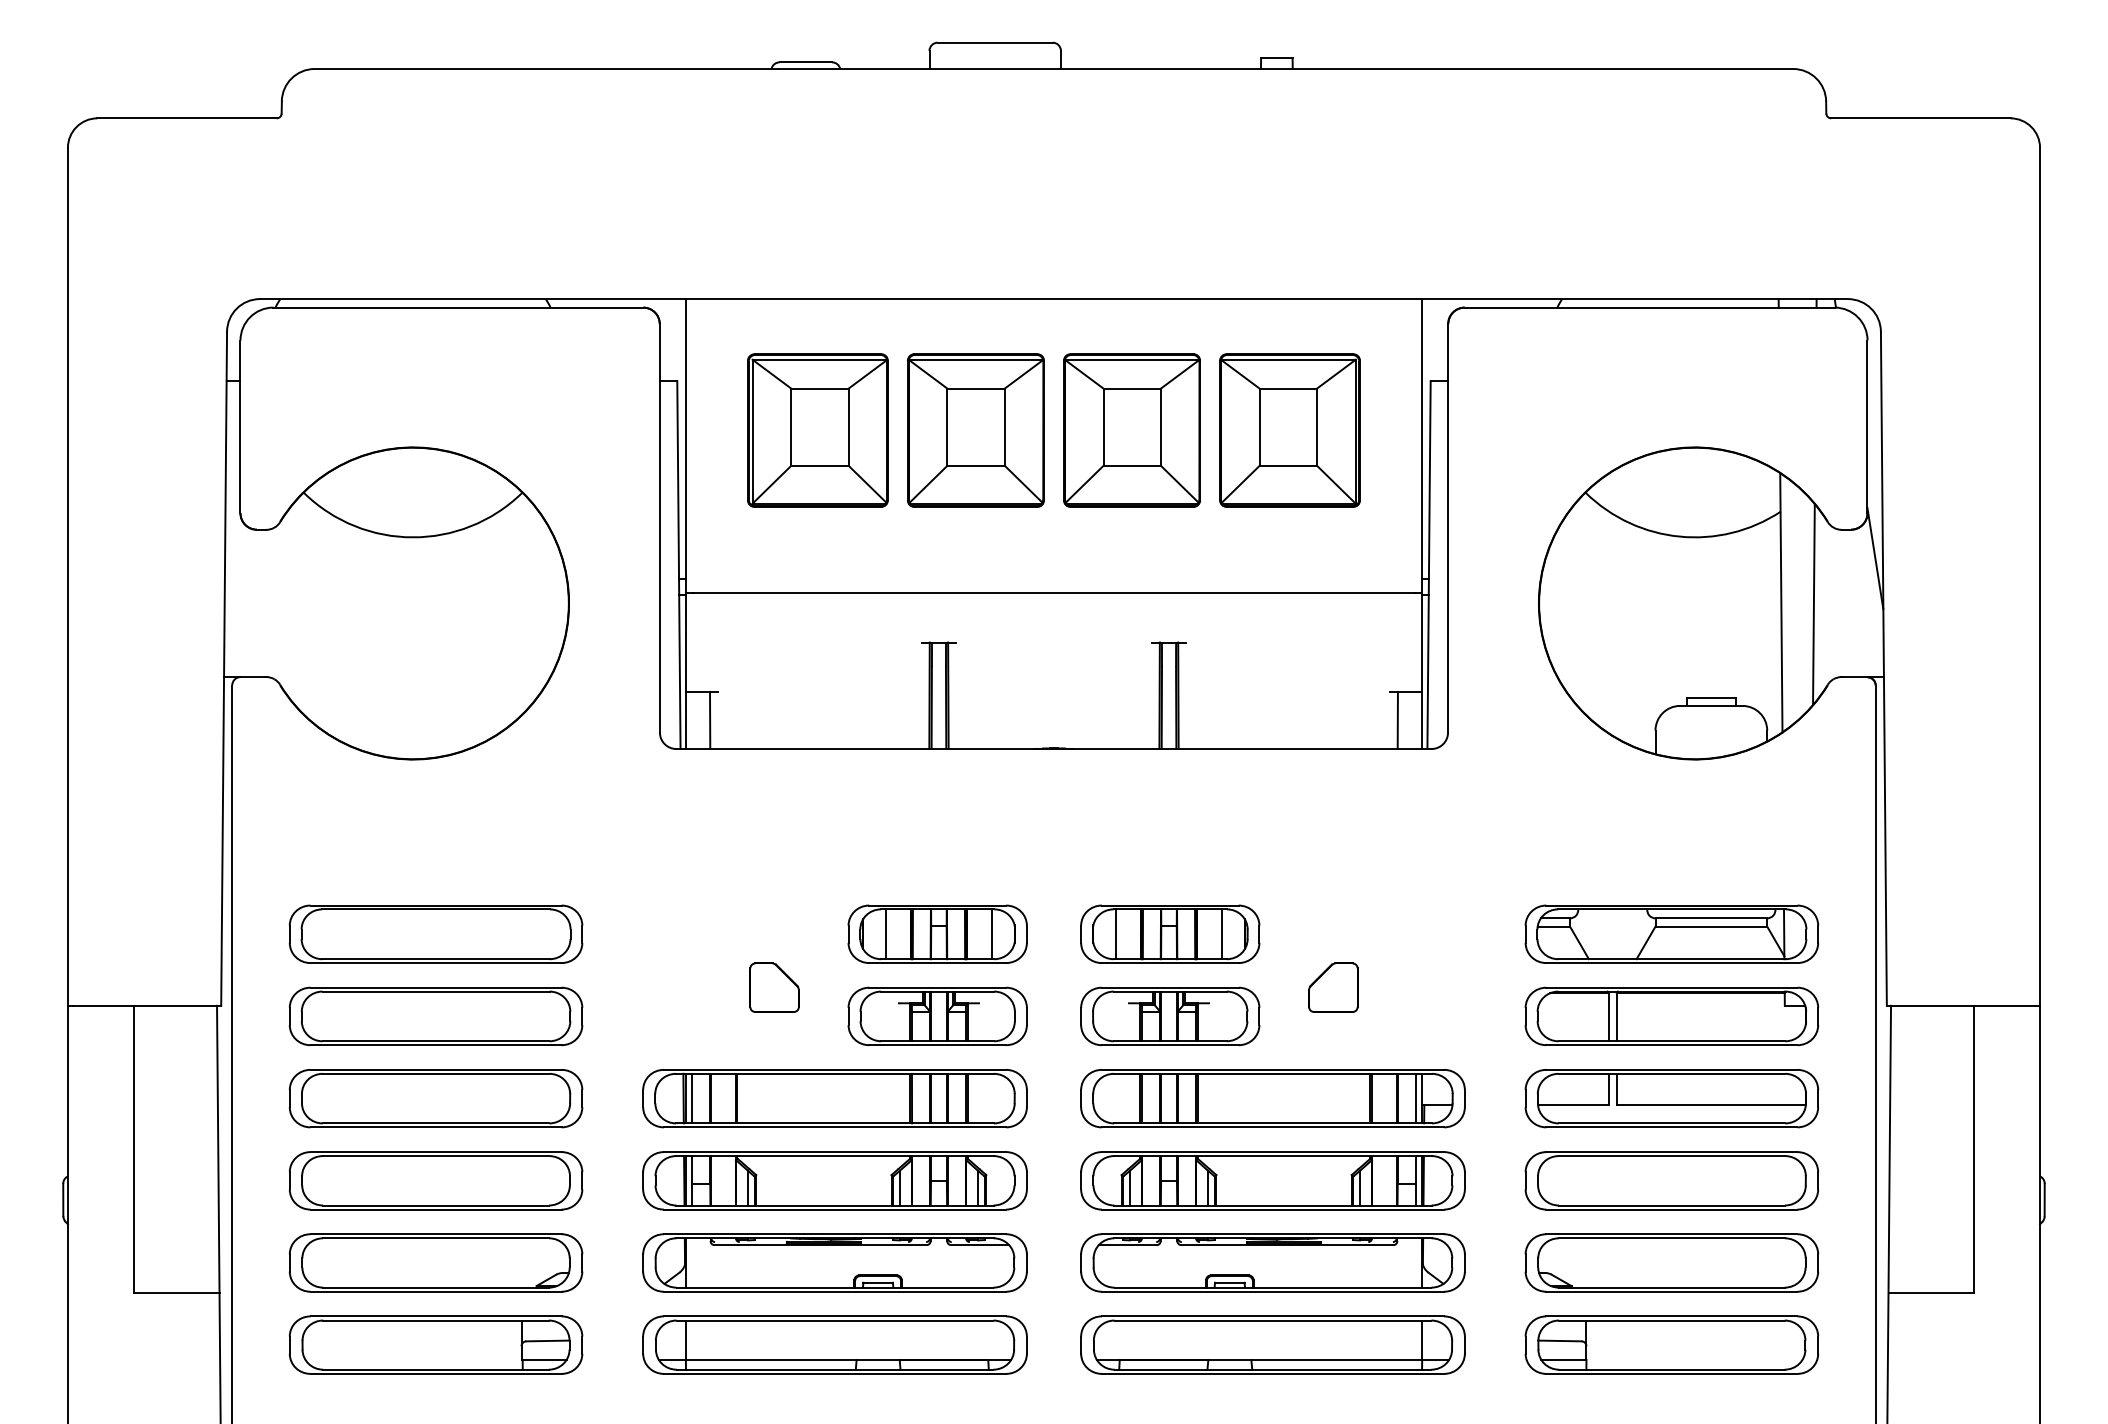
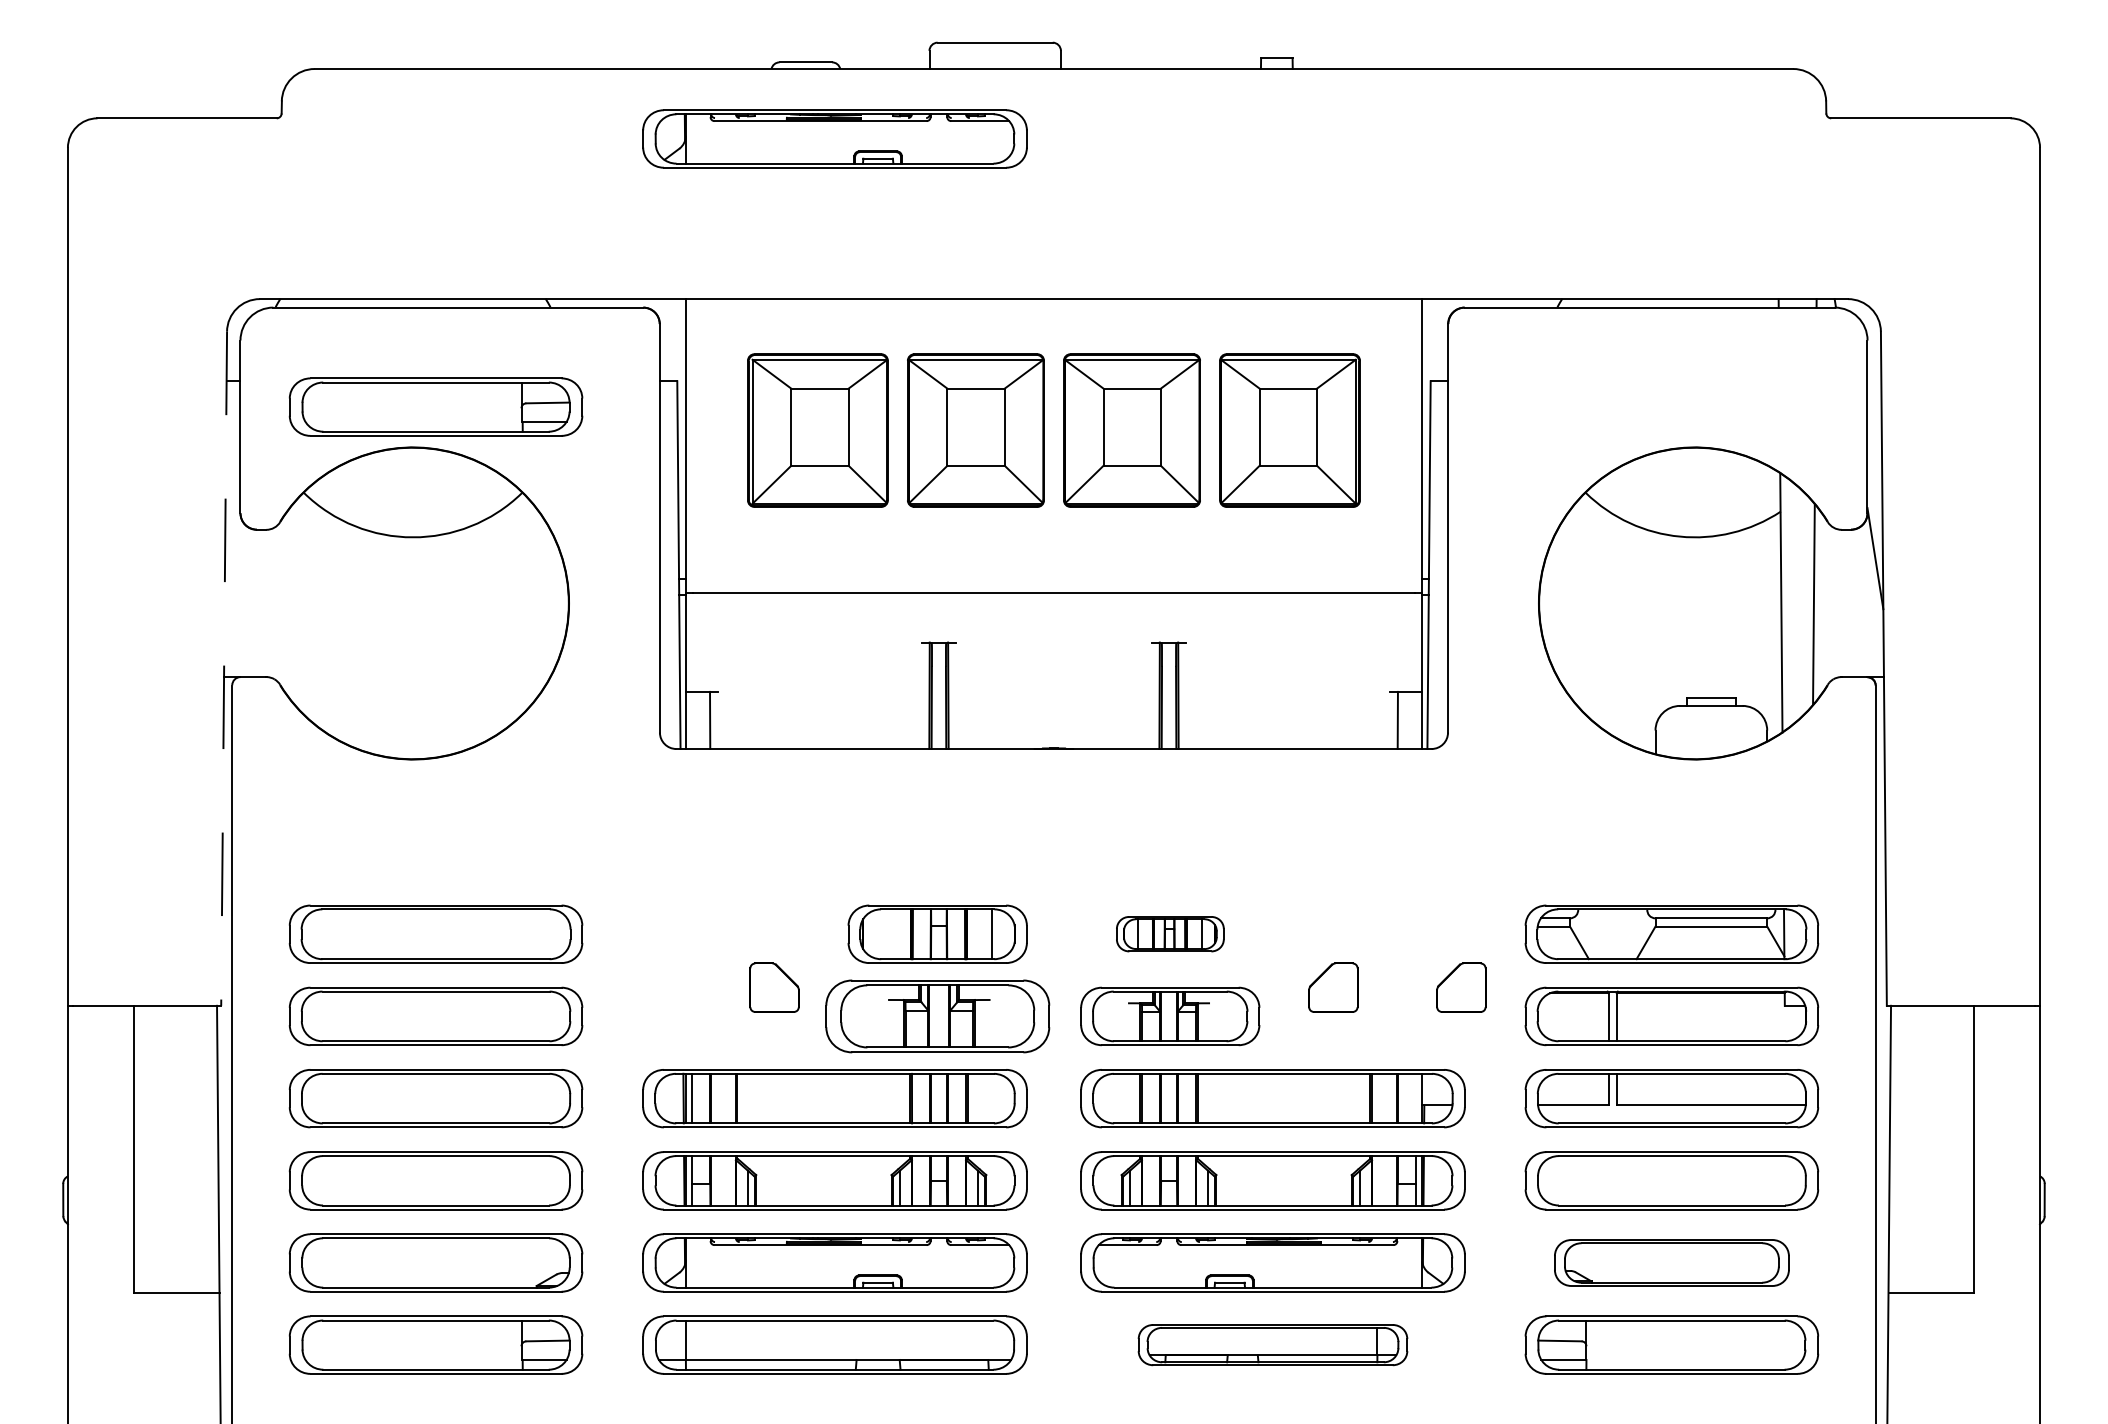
part: none -> present (834, 138)
part: none -> present (435, 406)
line: solid -> dashed (224, 669)
part size: 181x60 px -> 109x37 px (1170, 934)
line: present -> none (885, 934)
part: none -> present (1461, 987)
part size: 181x61 px -> 226x75 px (937, 1016)
line: present -> none (1416, 1098)
part size: 296x60 px -> 236x48 px (1671, 1262)
part size: 386x60 px -> 272x43 px (1272, 1345)
